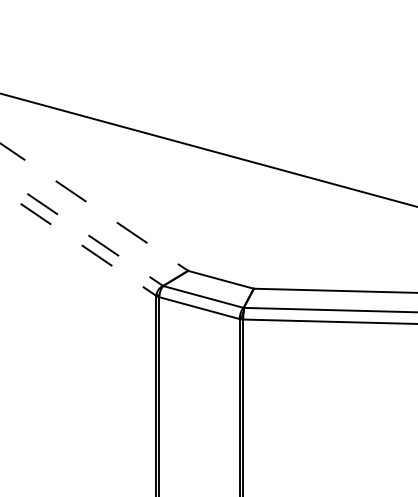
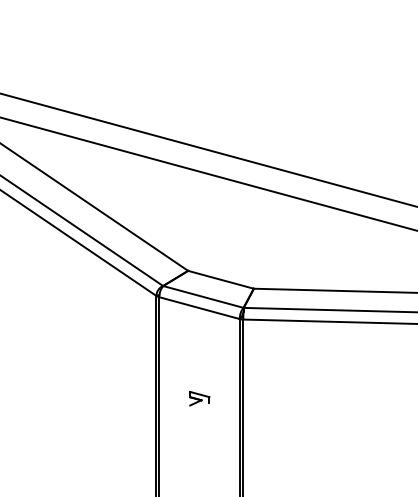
line: none -> present (208, 173)
line: dashed -> solid (94, 207)
line: dashed -> solid (82, 230)
line: dashed -> solid (78, 243)
part: none -> present (199, 398)
